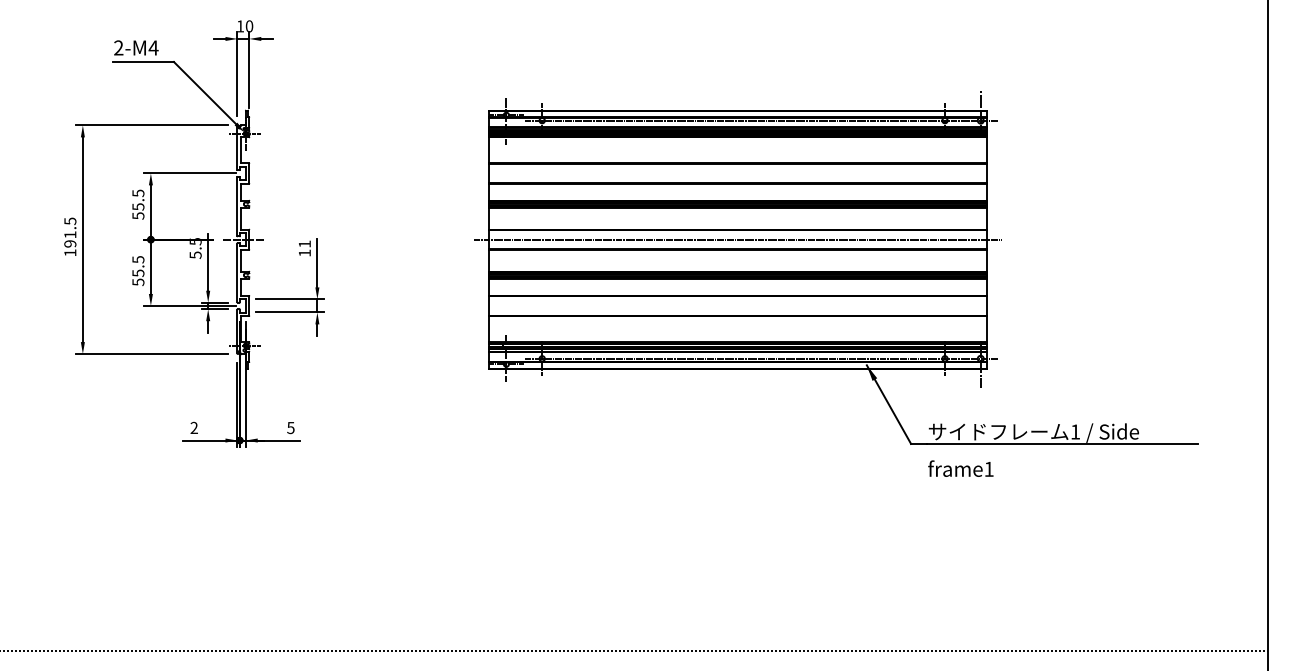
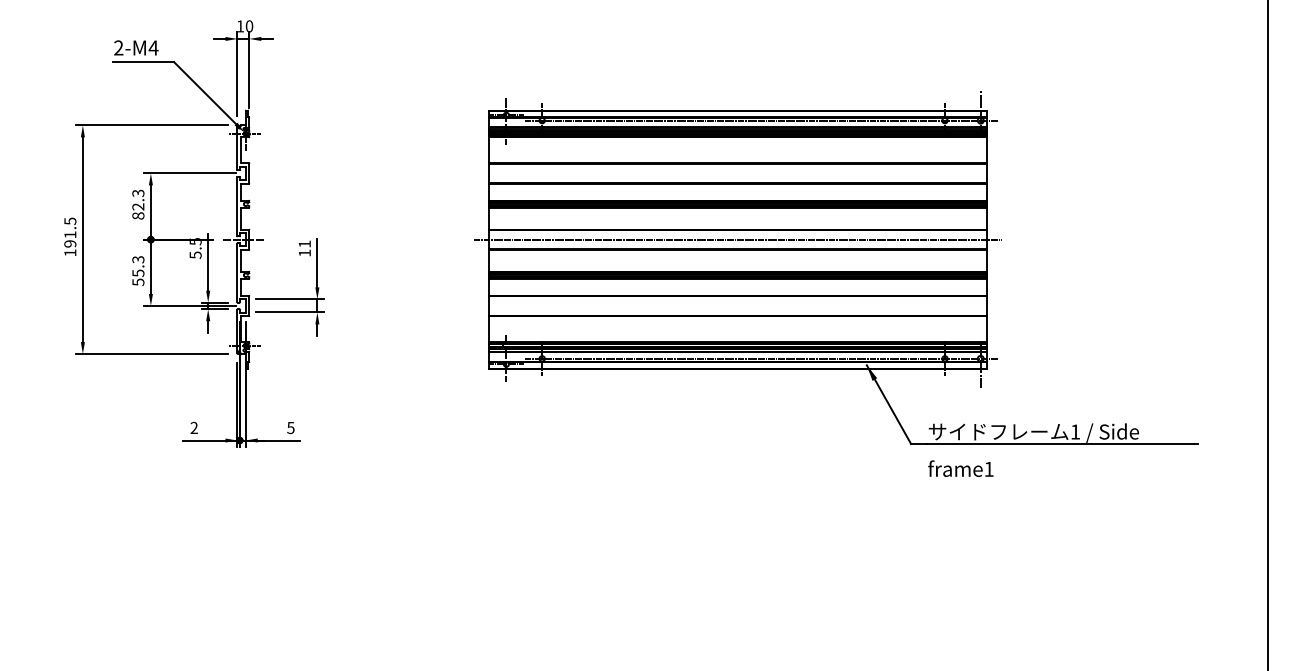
text: 55.5 -> 82.3 (138, 204)
text: 55.5 -> 55.3 (137, 259)
line: present -> none (634, 650)
